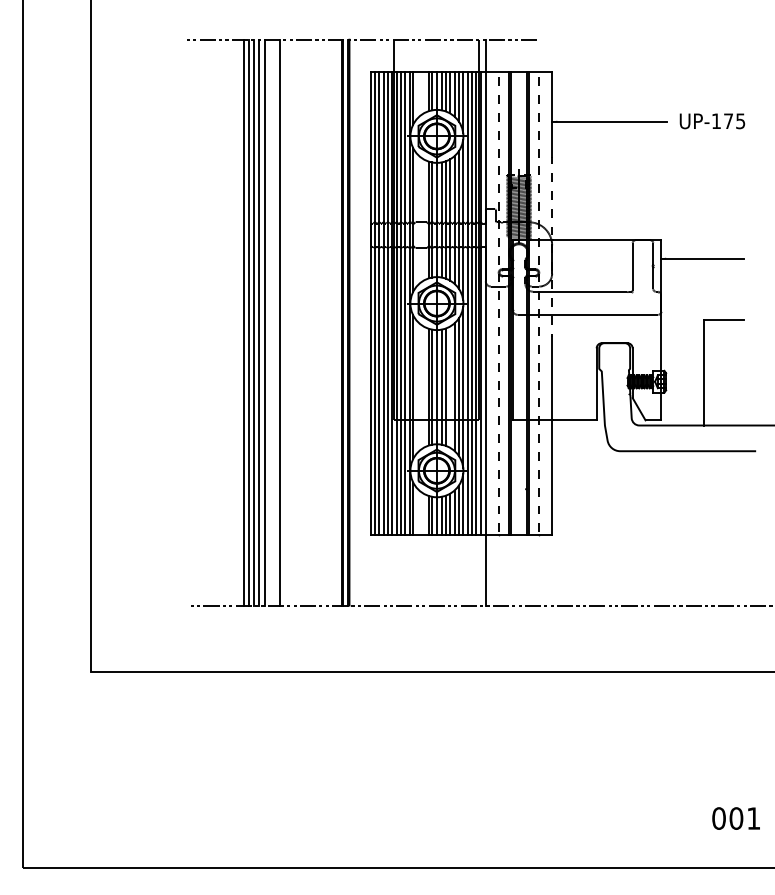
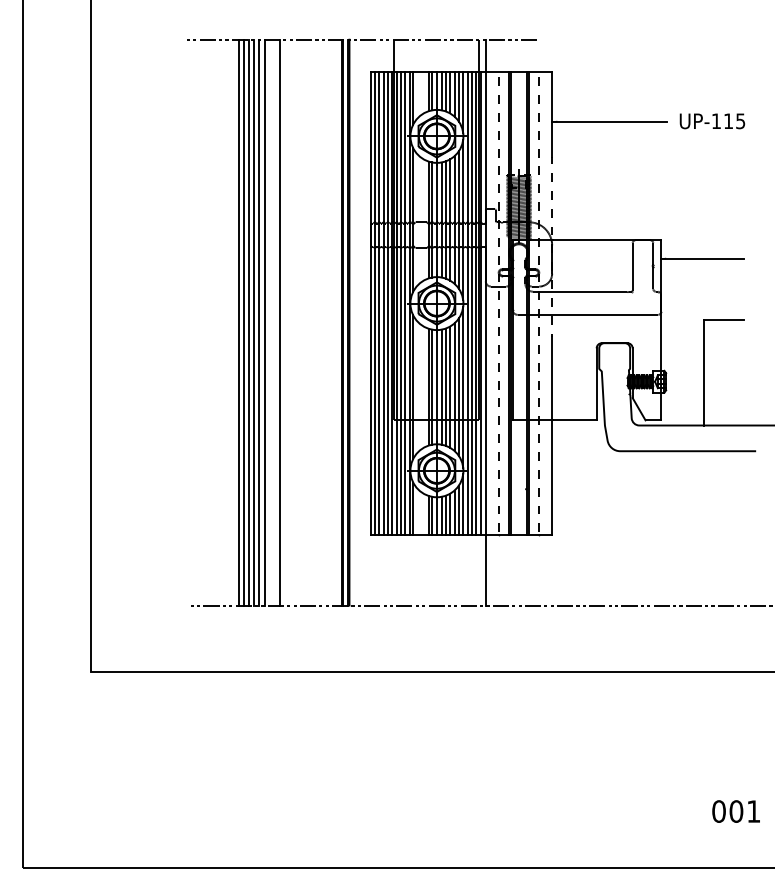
text: UP-175 -> UP-115 (728, 120)
line: none -> present (238, 322)
line: none -> present (450, 386)
text position: (735, 818) -> (735, 811) (735, 811)
